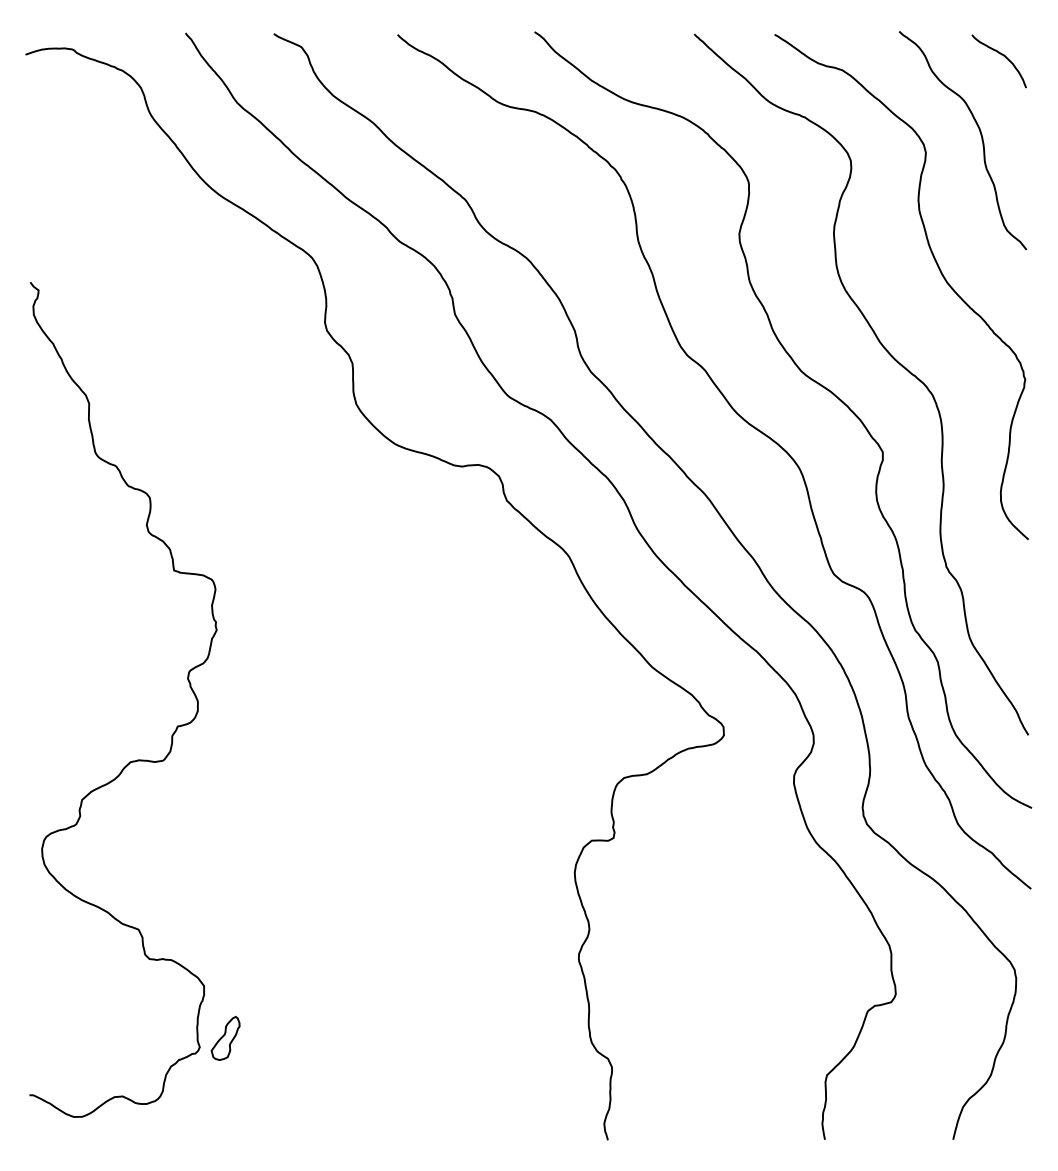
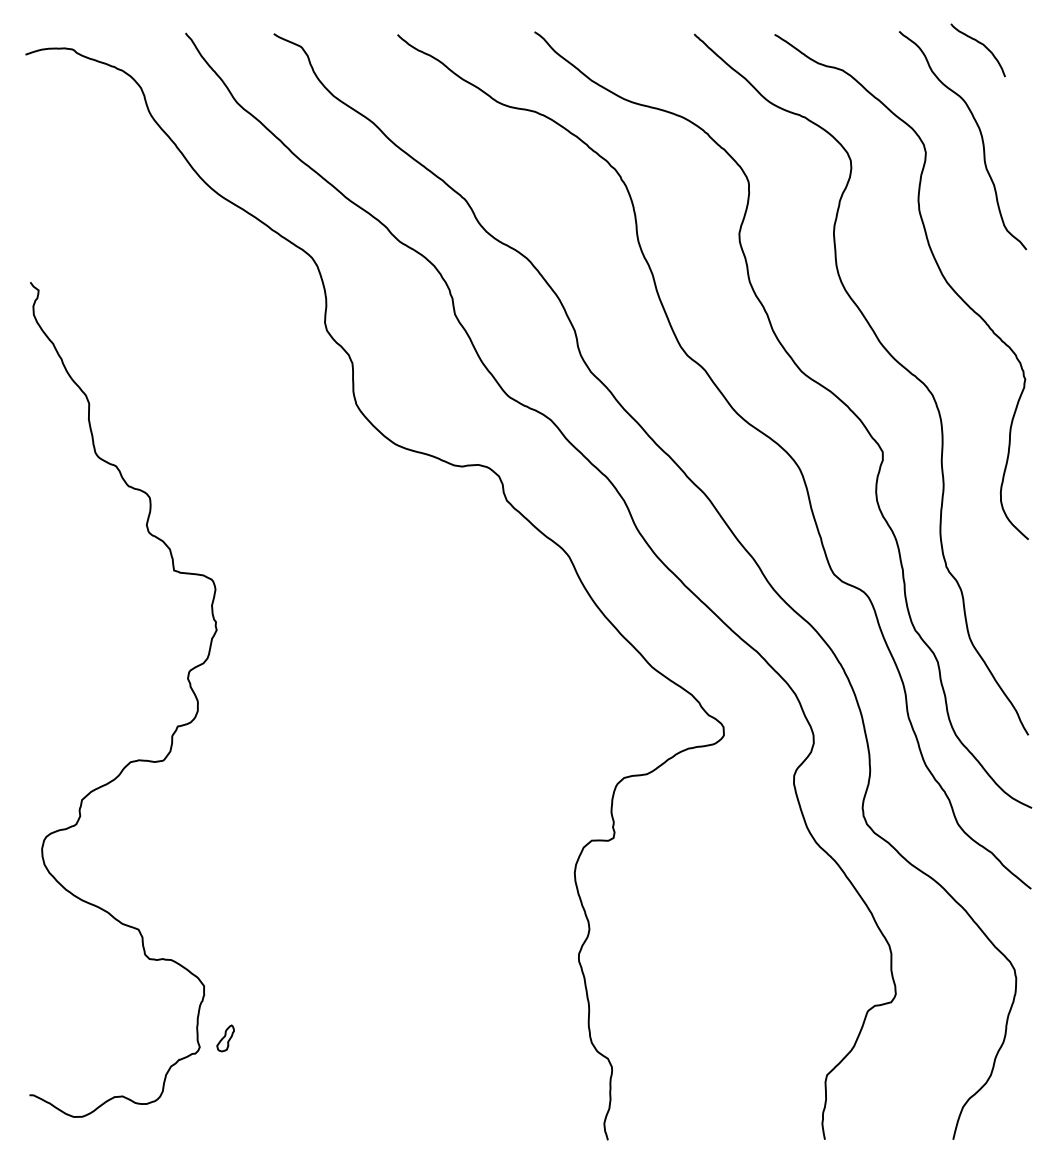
curve position: (1001, 55) -> (980, 44) (980, 44)
part size: 31x45 px -> 19x29 px (225, 1038)
